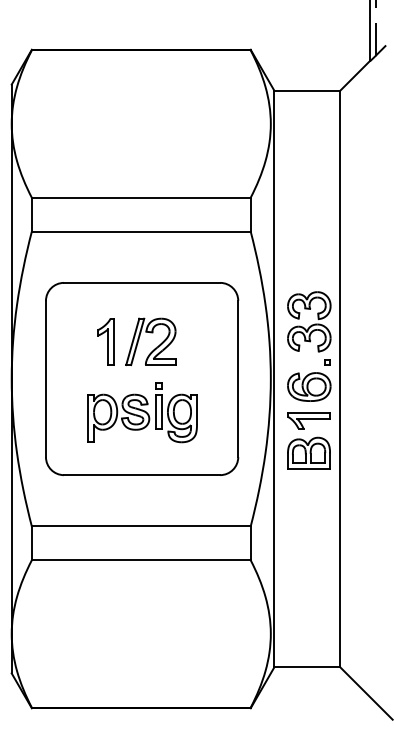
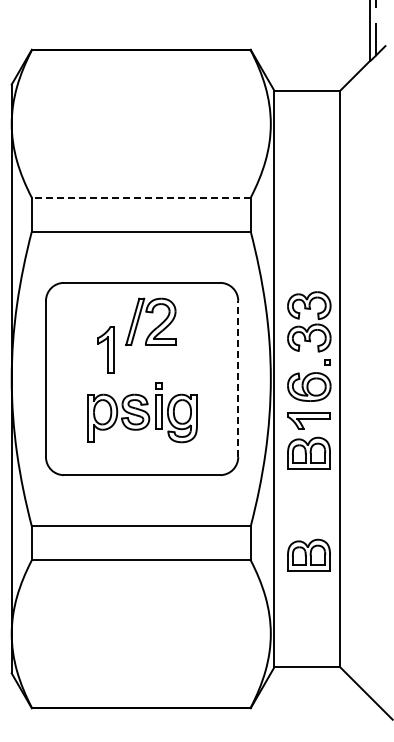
line: solid -> dashed (140, 197)
part position: (105, 341) -> (105, 349) (105, 349)
part position: (155, 347) -> (155, 327) (155, 327)
line: solid -> dashed (238, 378)
part: none -> present (308, 554)
